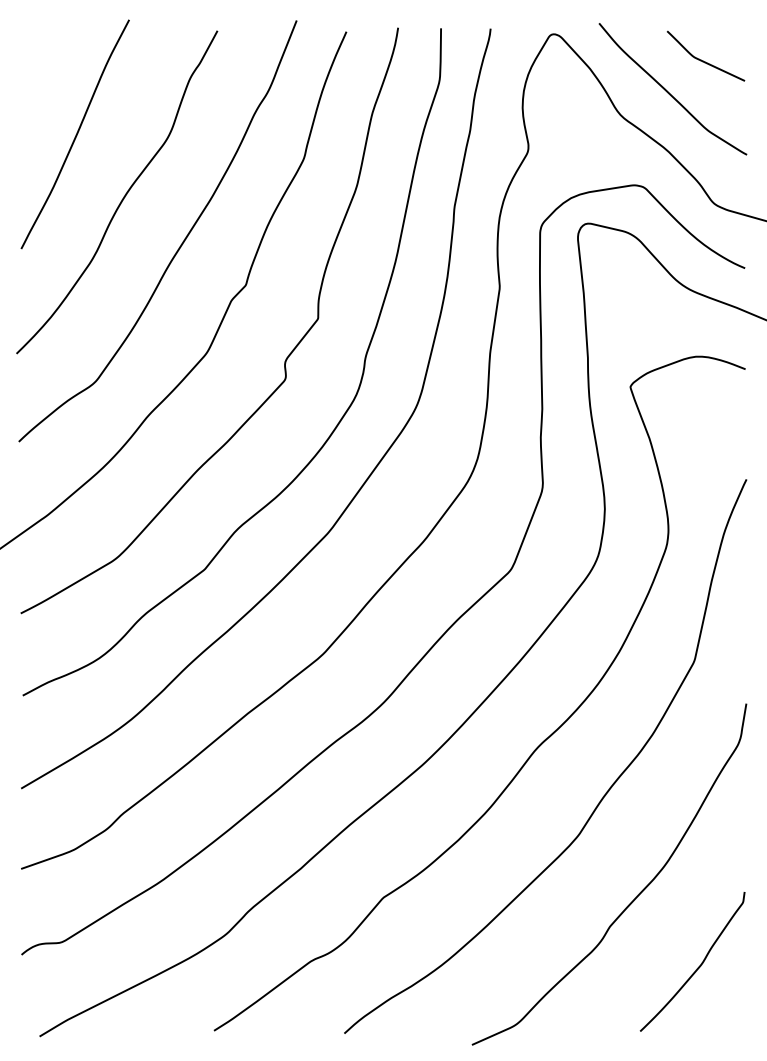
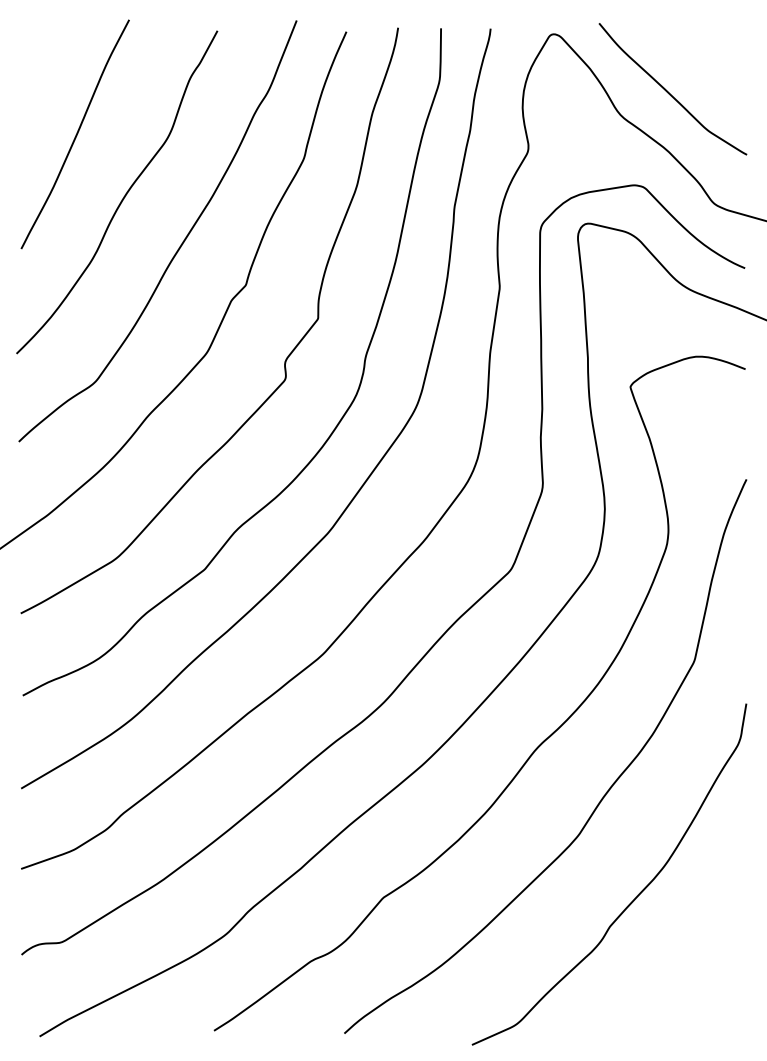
curve: present -> none (703, 60)
curve: present -> none (698, 966)
